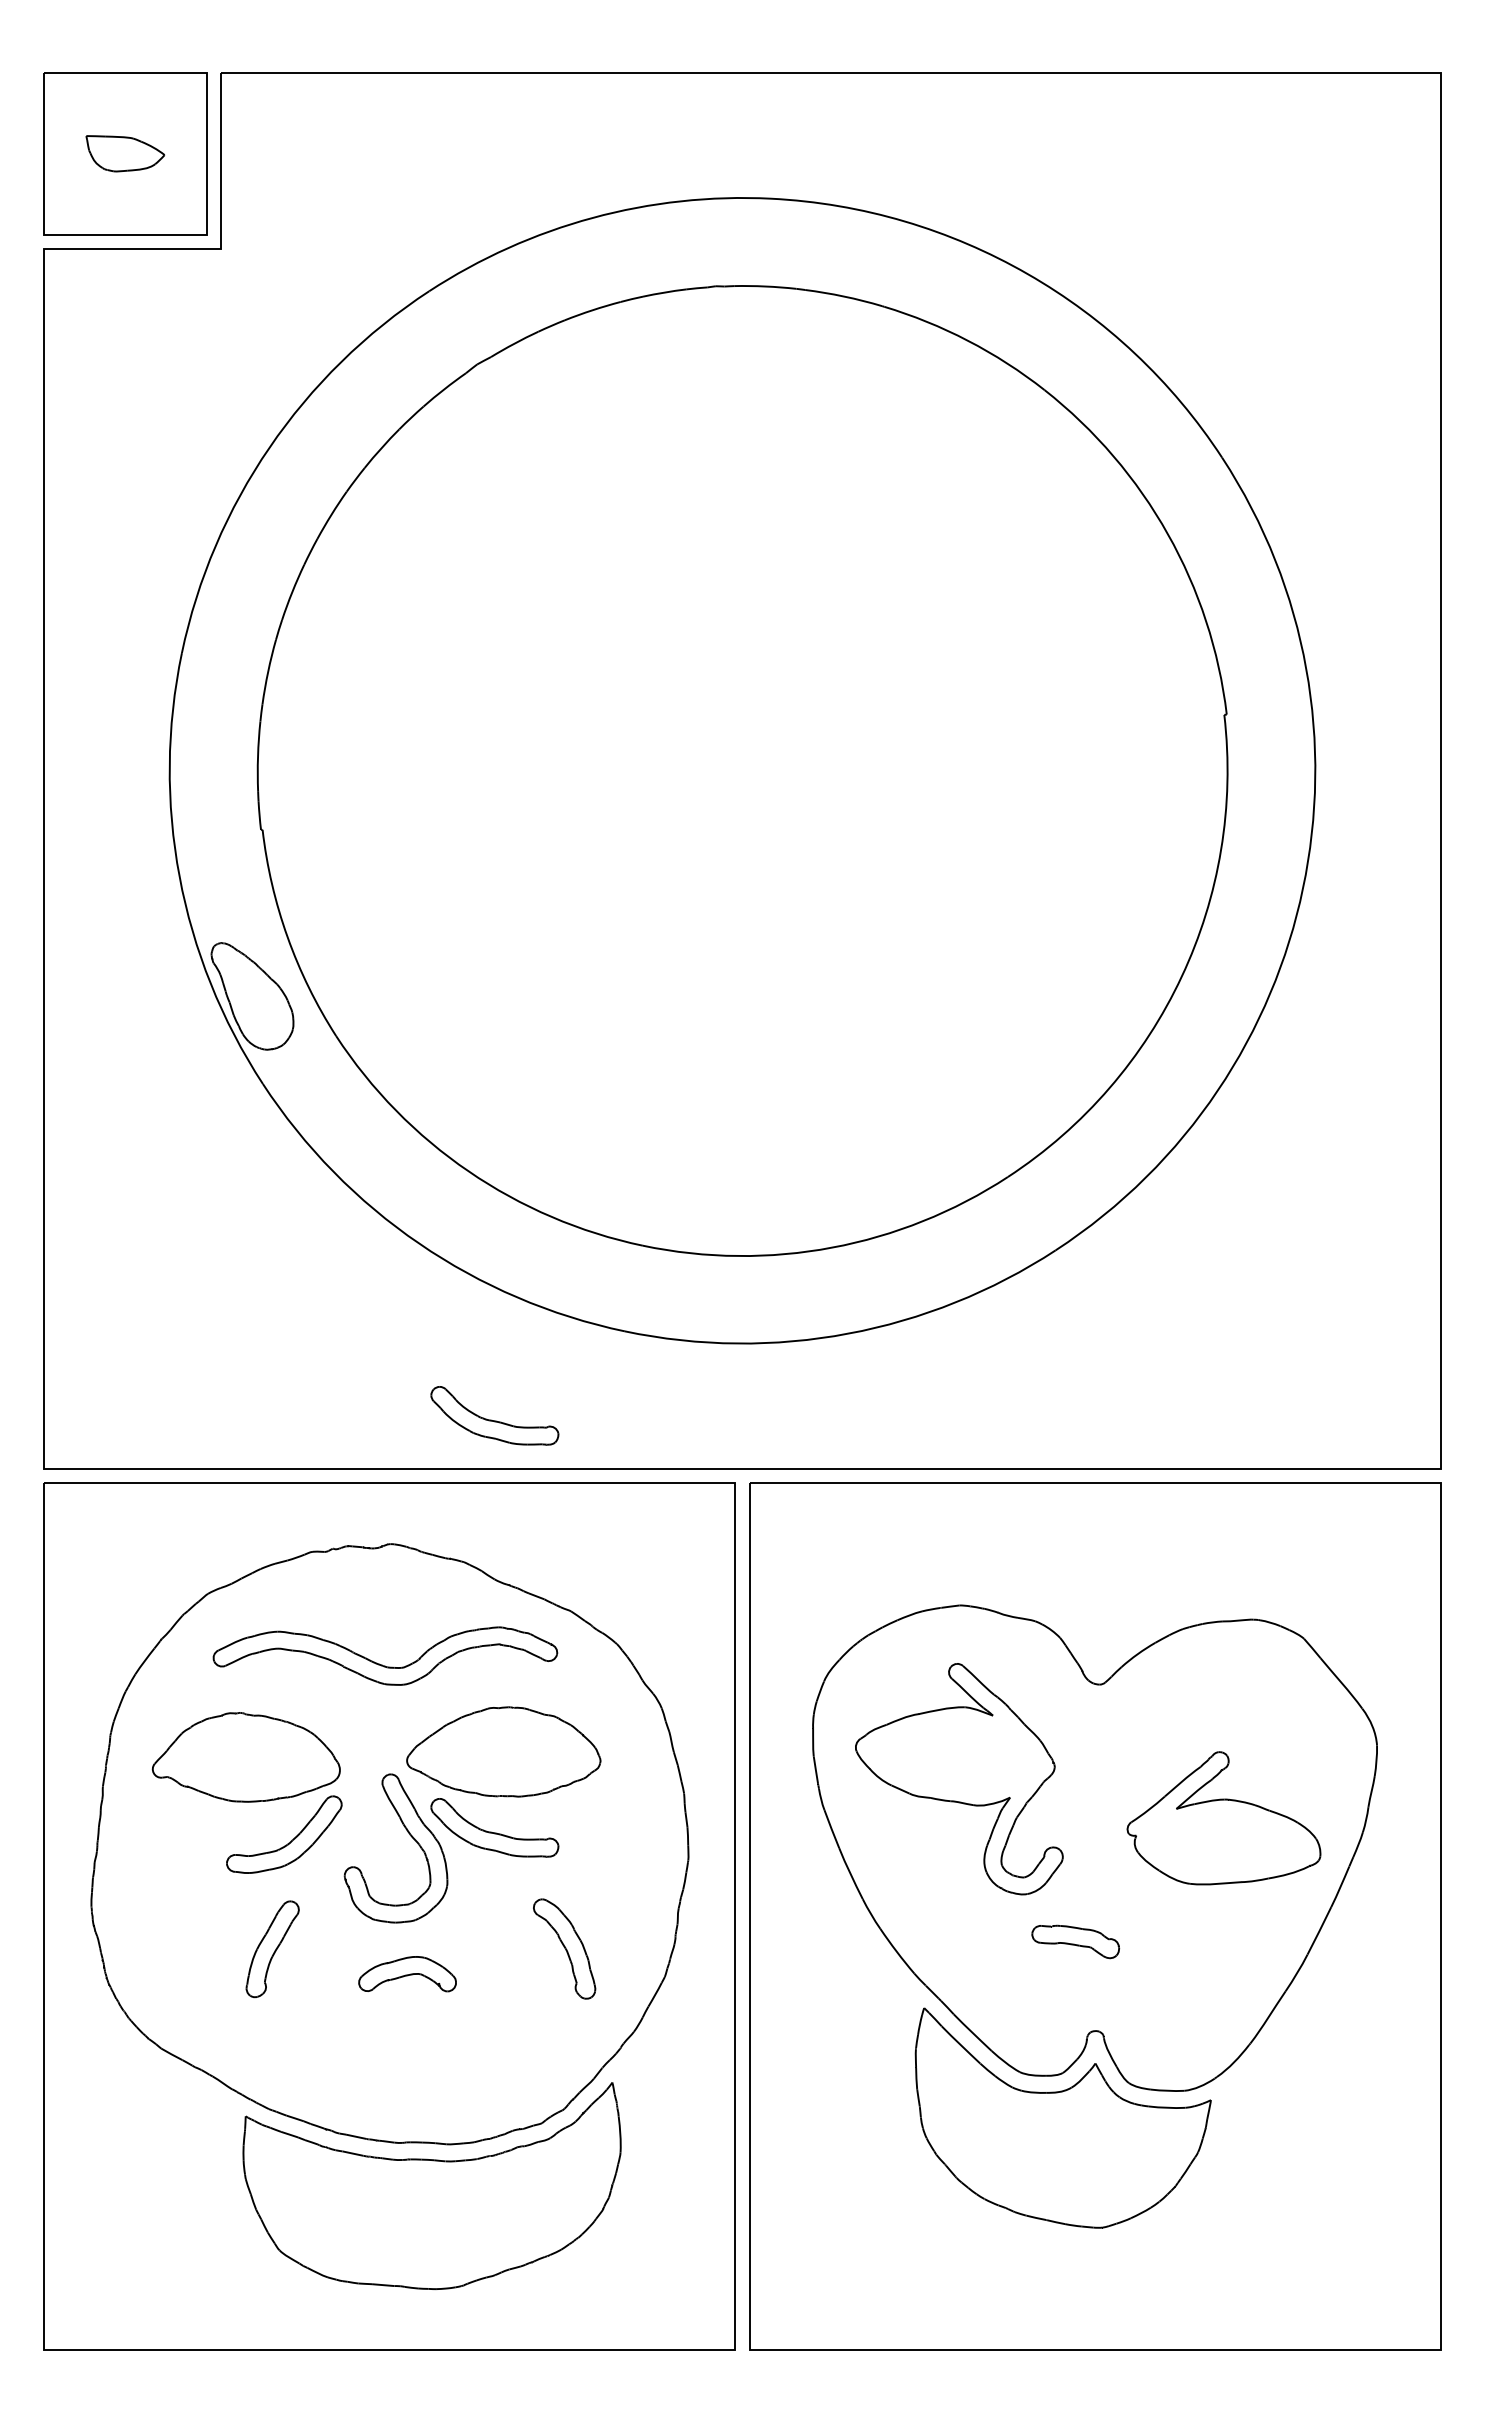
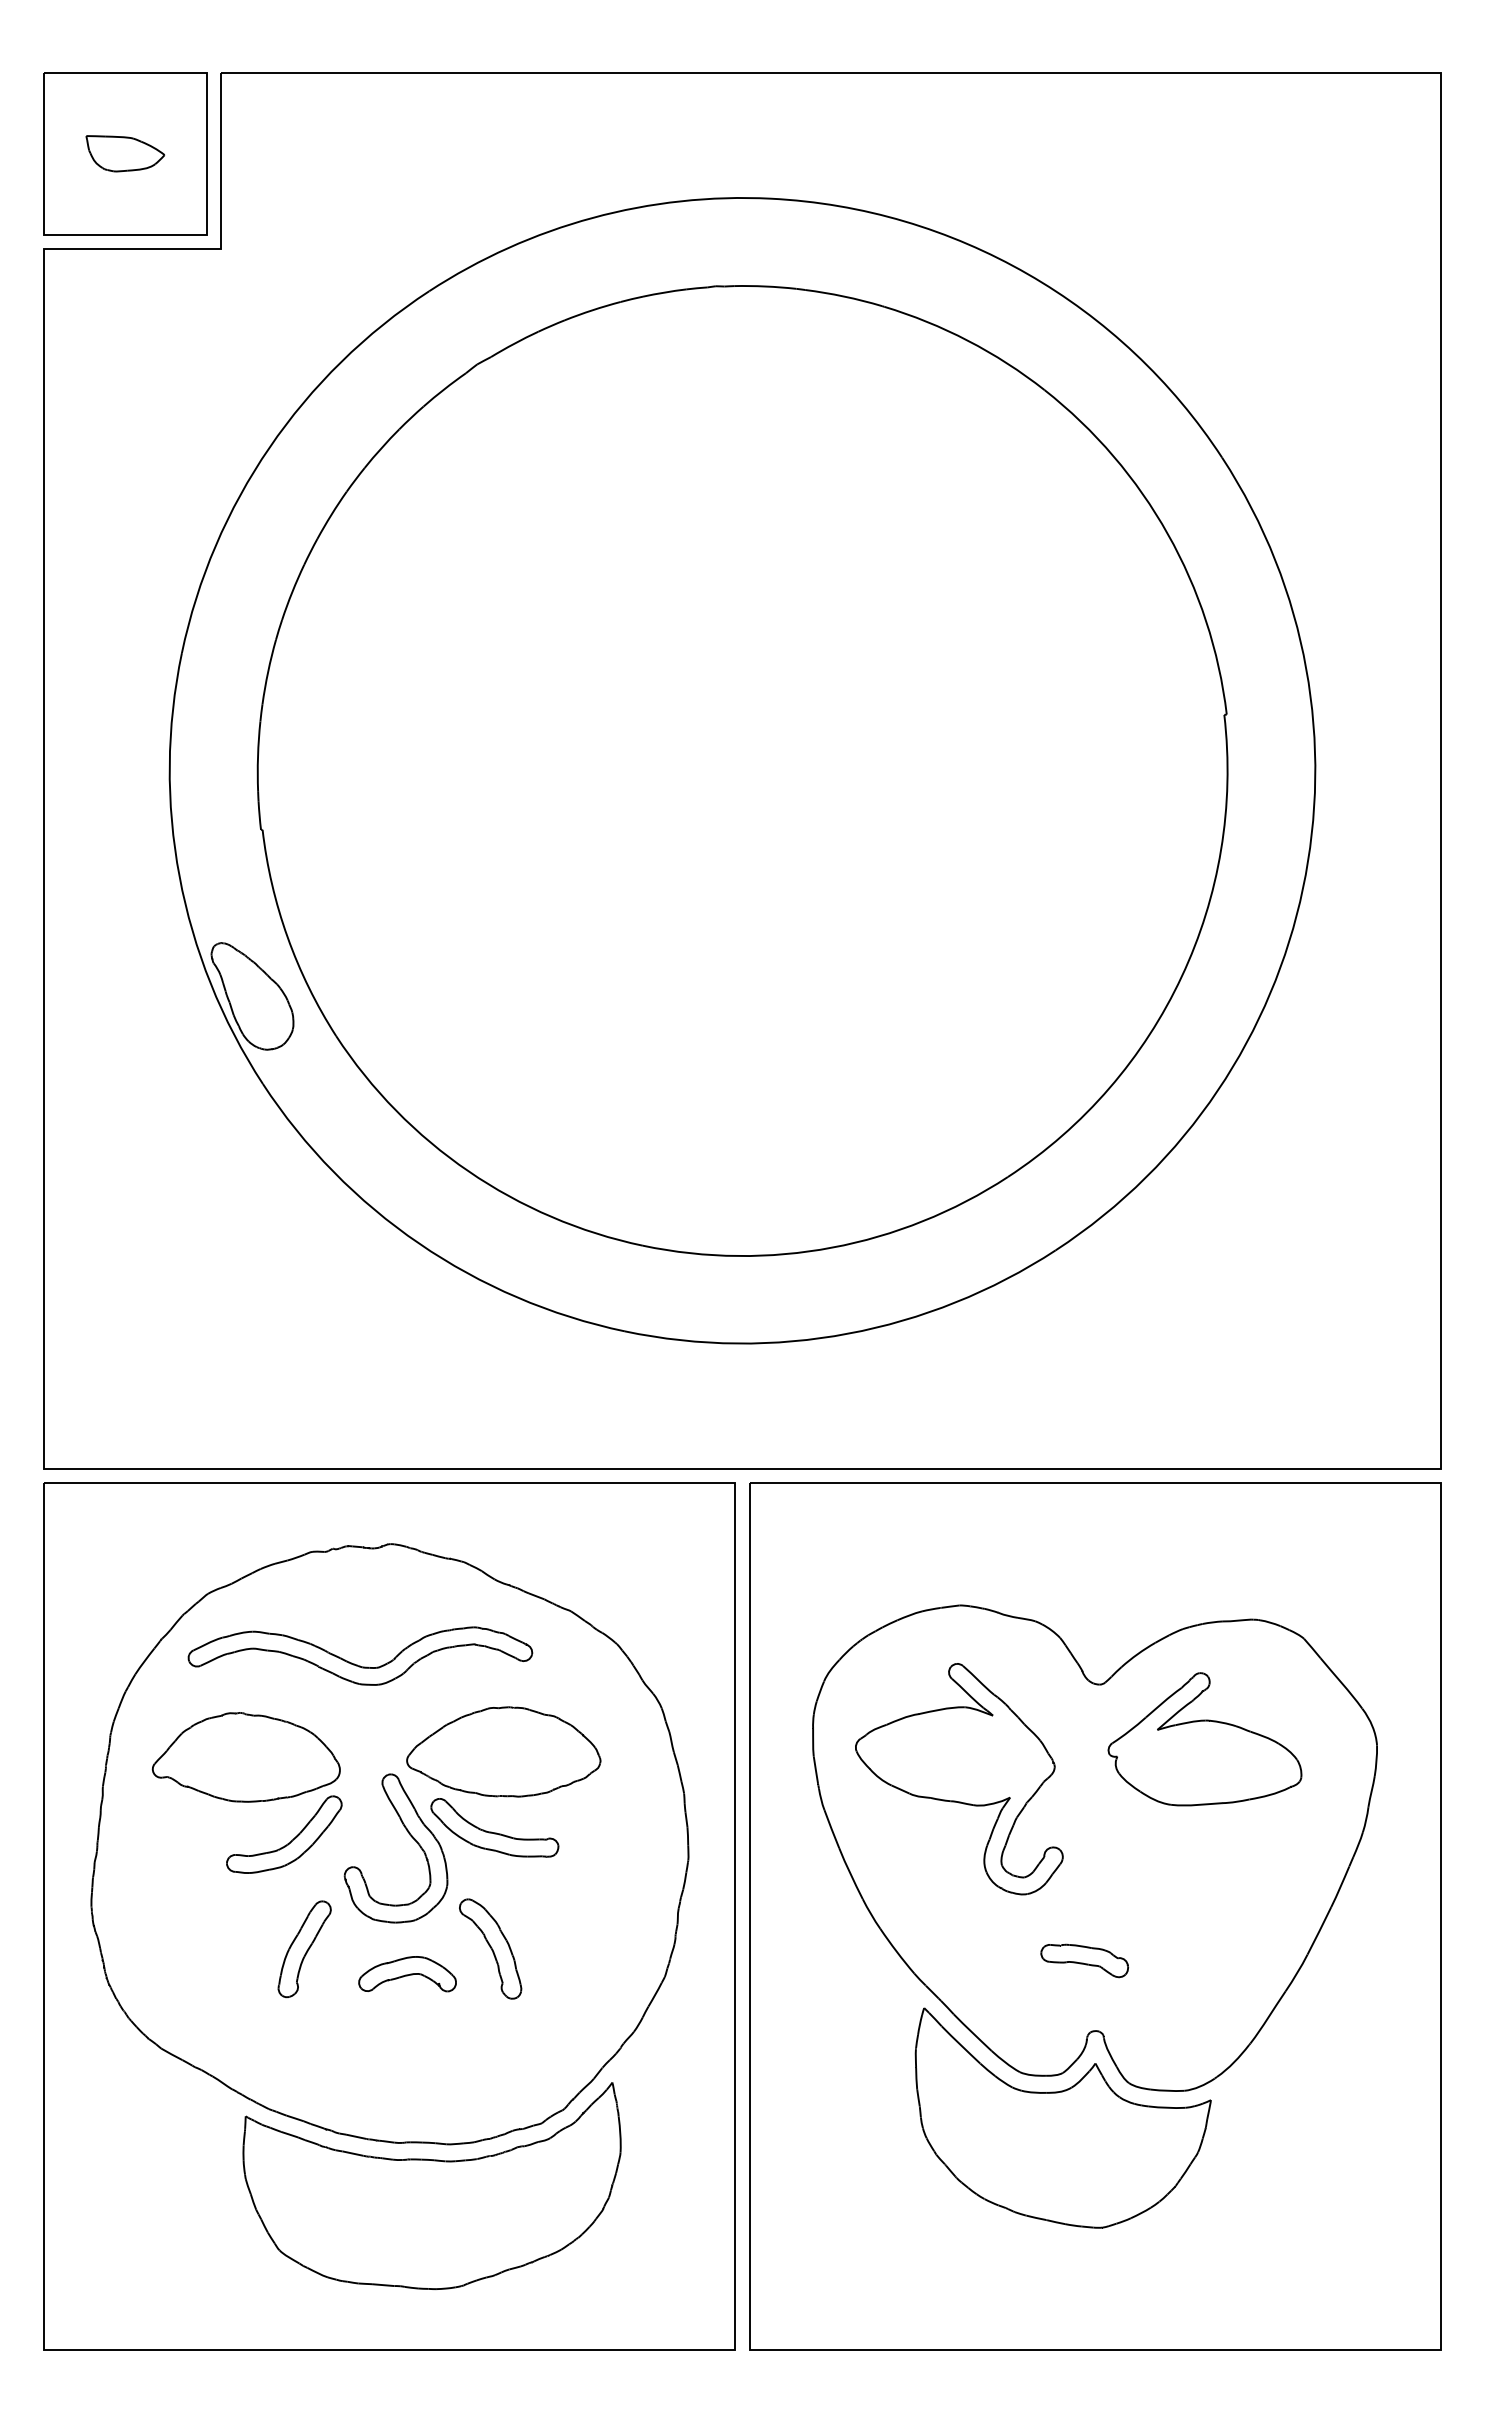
part: present -> none (494, 1415)
part position: (382, 1664) -> (357, 1664) (357, 1664)
part position: (1223, 1818) -> (1204, 1739) (1204, 1739)
part position: (1075, 1941) -> (1084, 1960) (1084, 1960)
part position: (564, 1948) -> (490, 1948) (490, 1948)
part position: (272, 1949) -> (304, 1949) (304, 1949)
